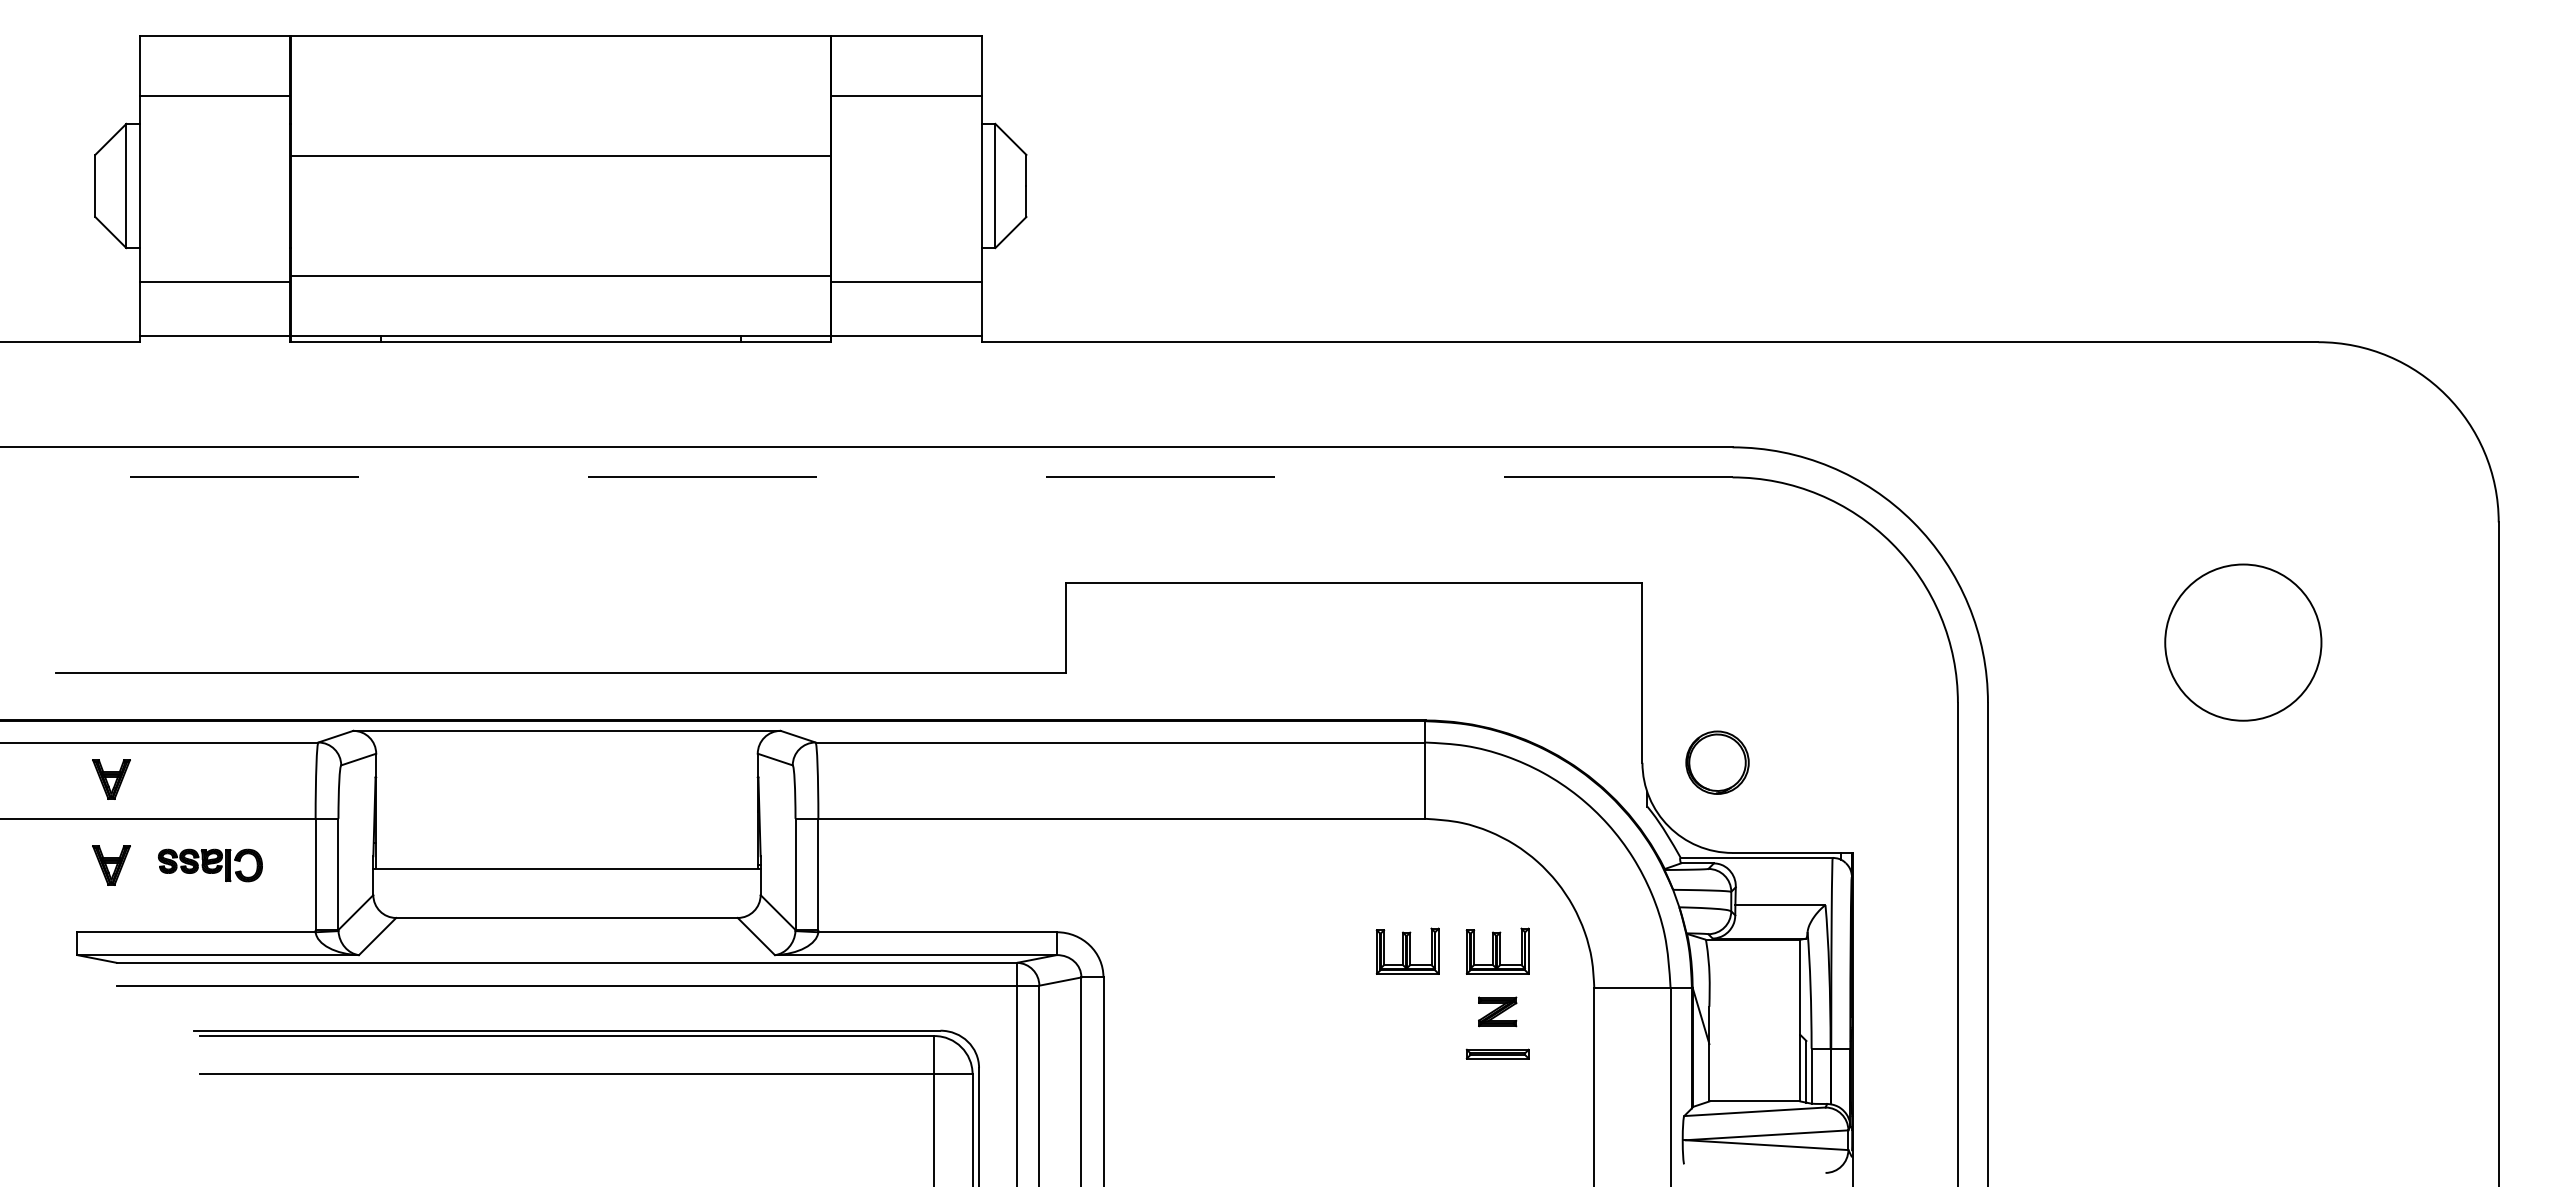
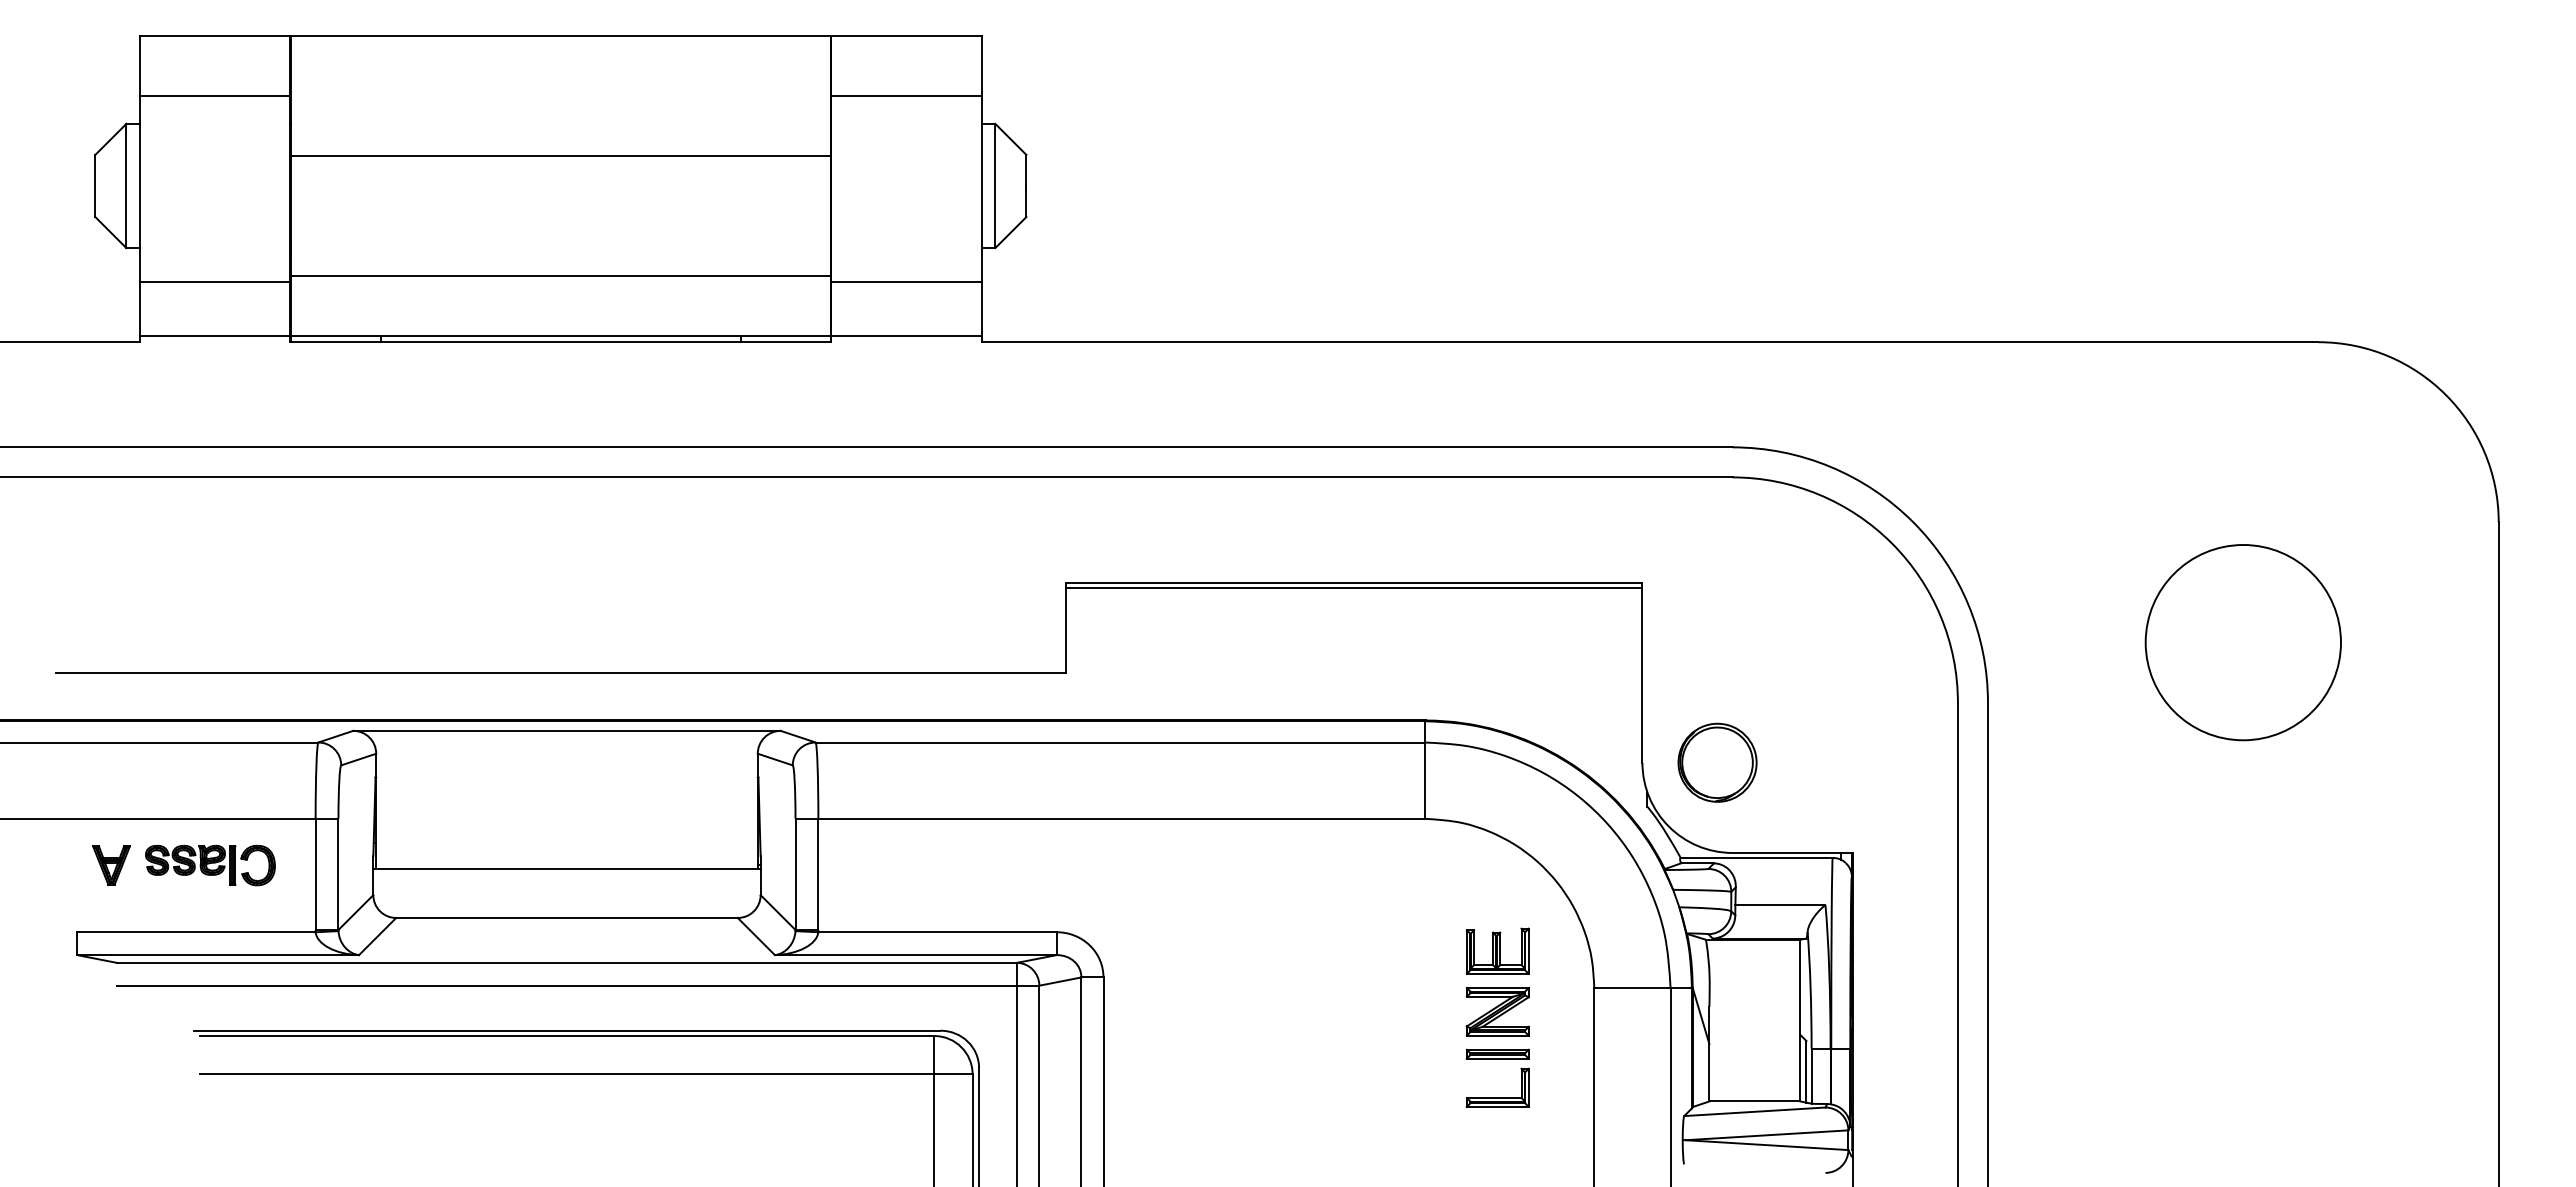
line: dashed -> solid (865, 477)
line: none -> present (1353, 587)
circle diameter: 156 px -> 195 px (2242, 642)
part size: 65x65 px -> 81x81 px (1717, 762)
part: present -> none (111, 779)
part size: 105x35 px -> 131x43 px (210, 865)
part: present -> none (1407, 950)
part size: 40x32 px -> 65x50 px (1497, 1011)
part: none -> present (1497, 1097)
